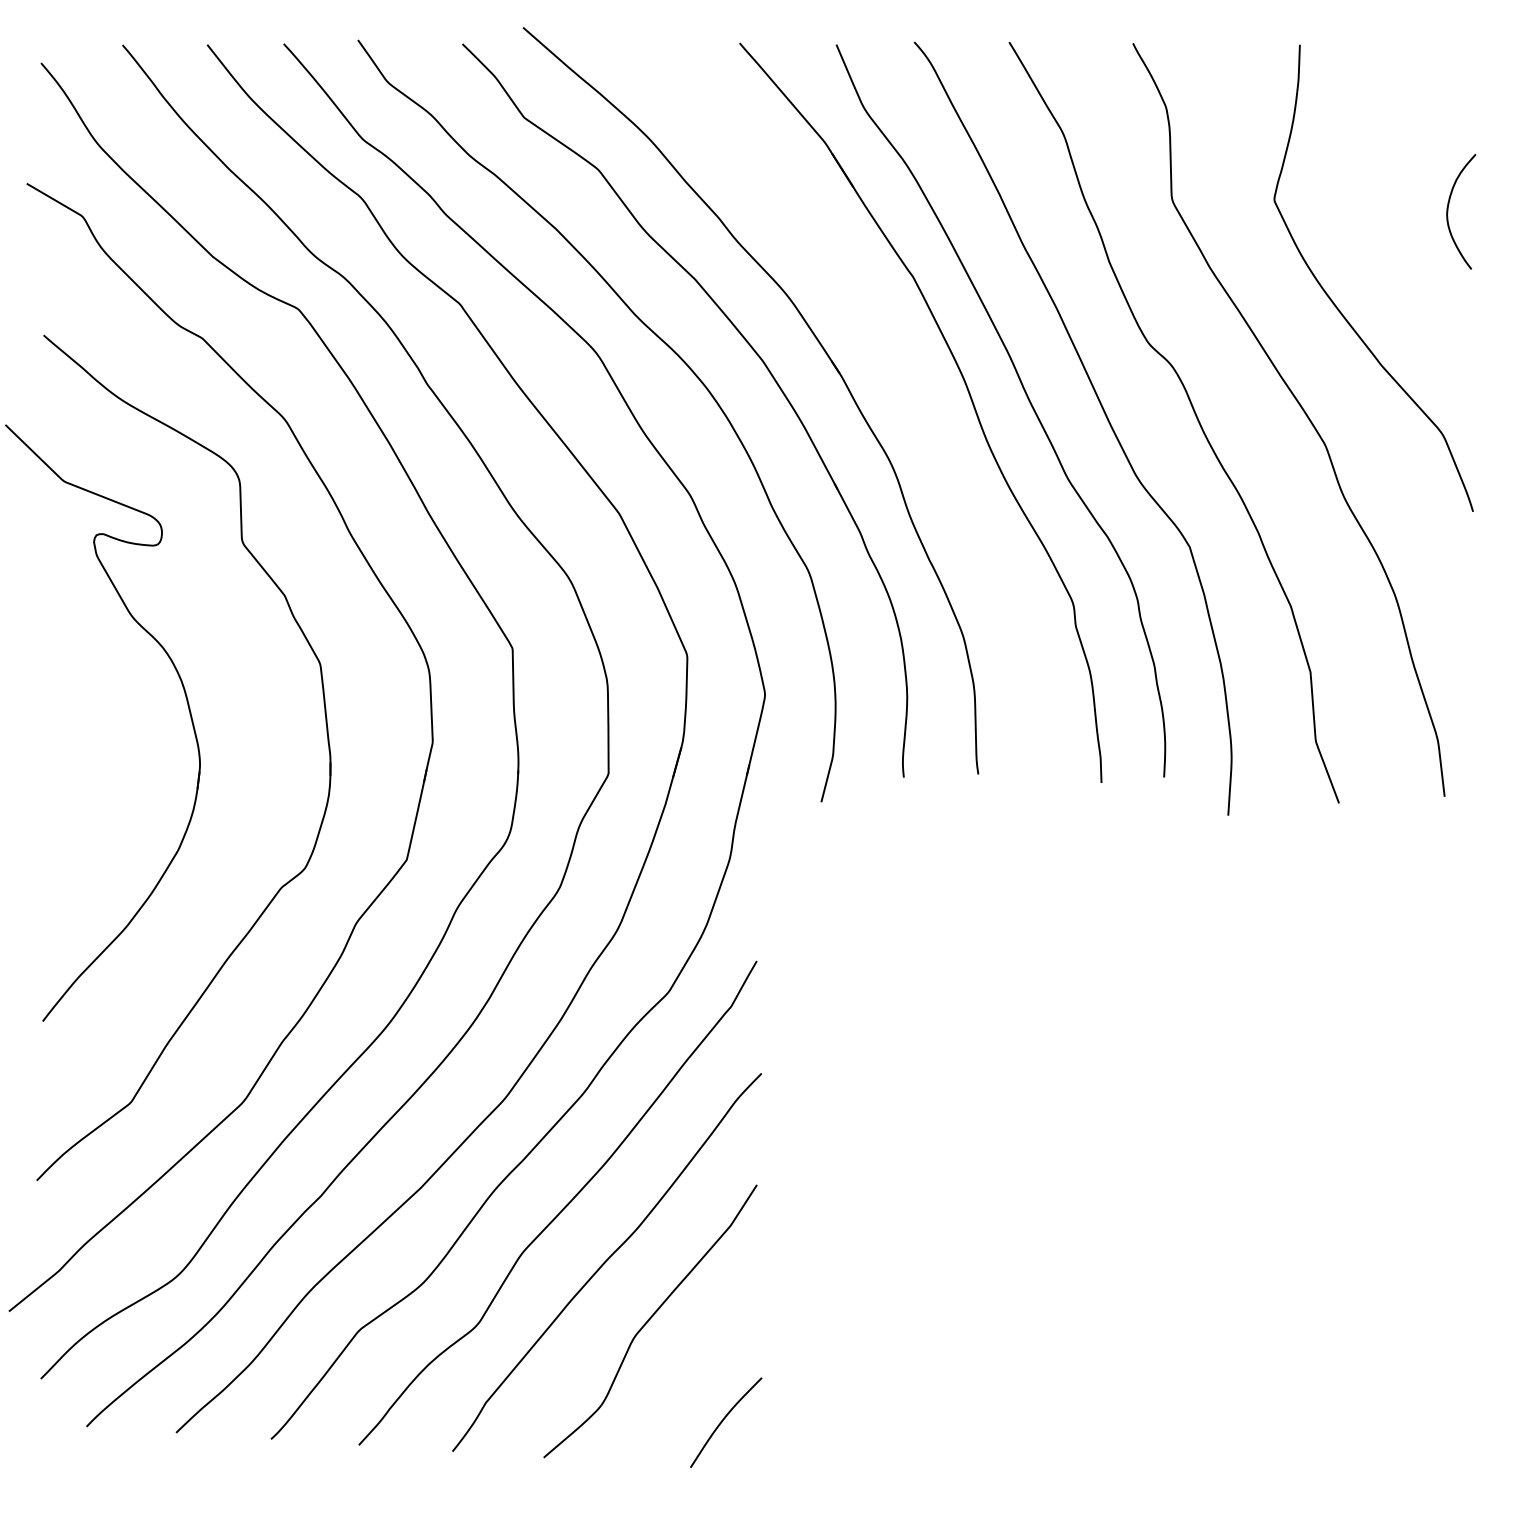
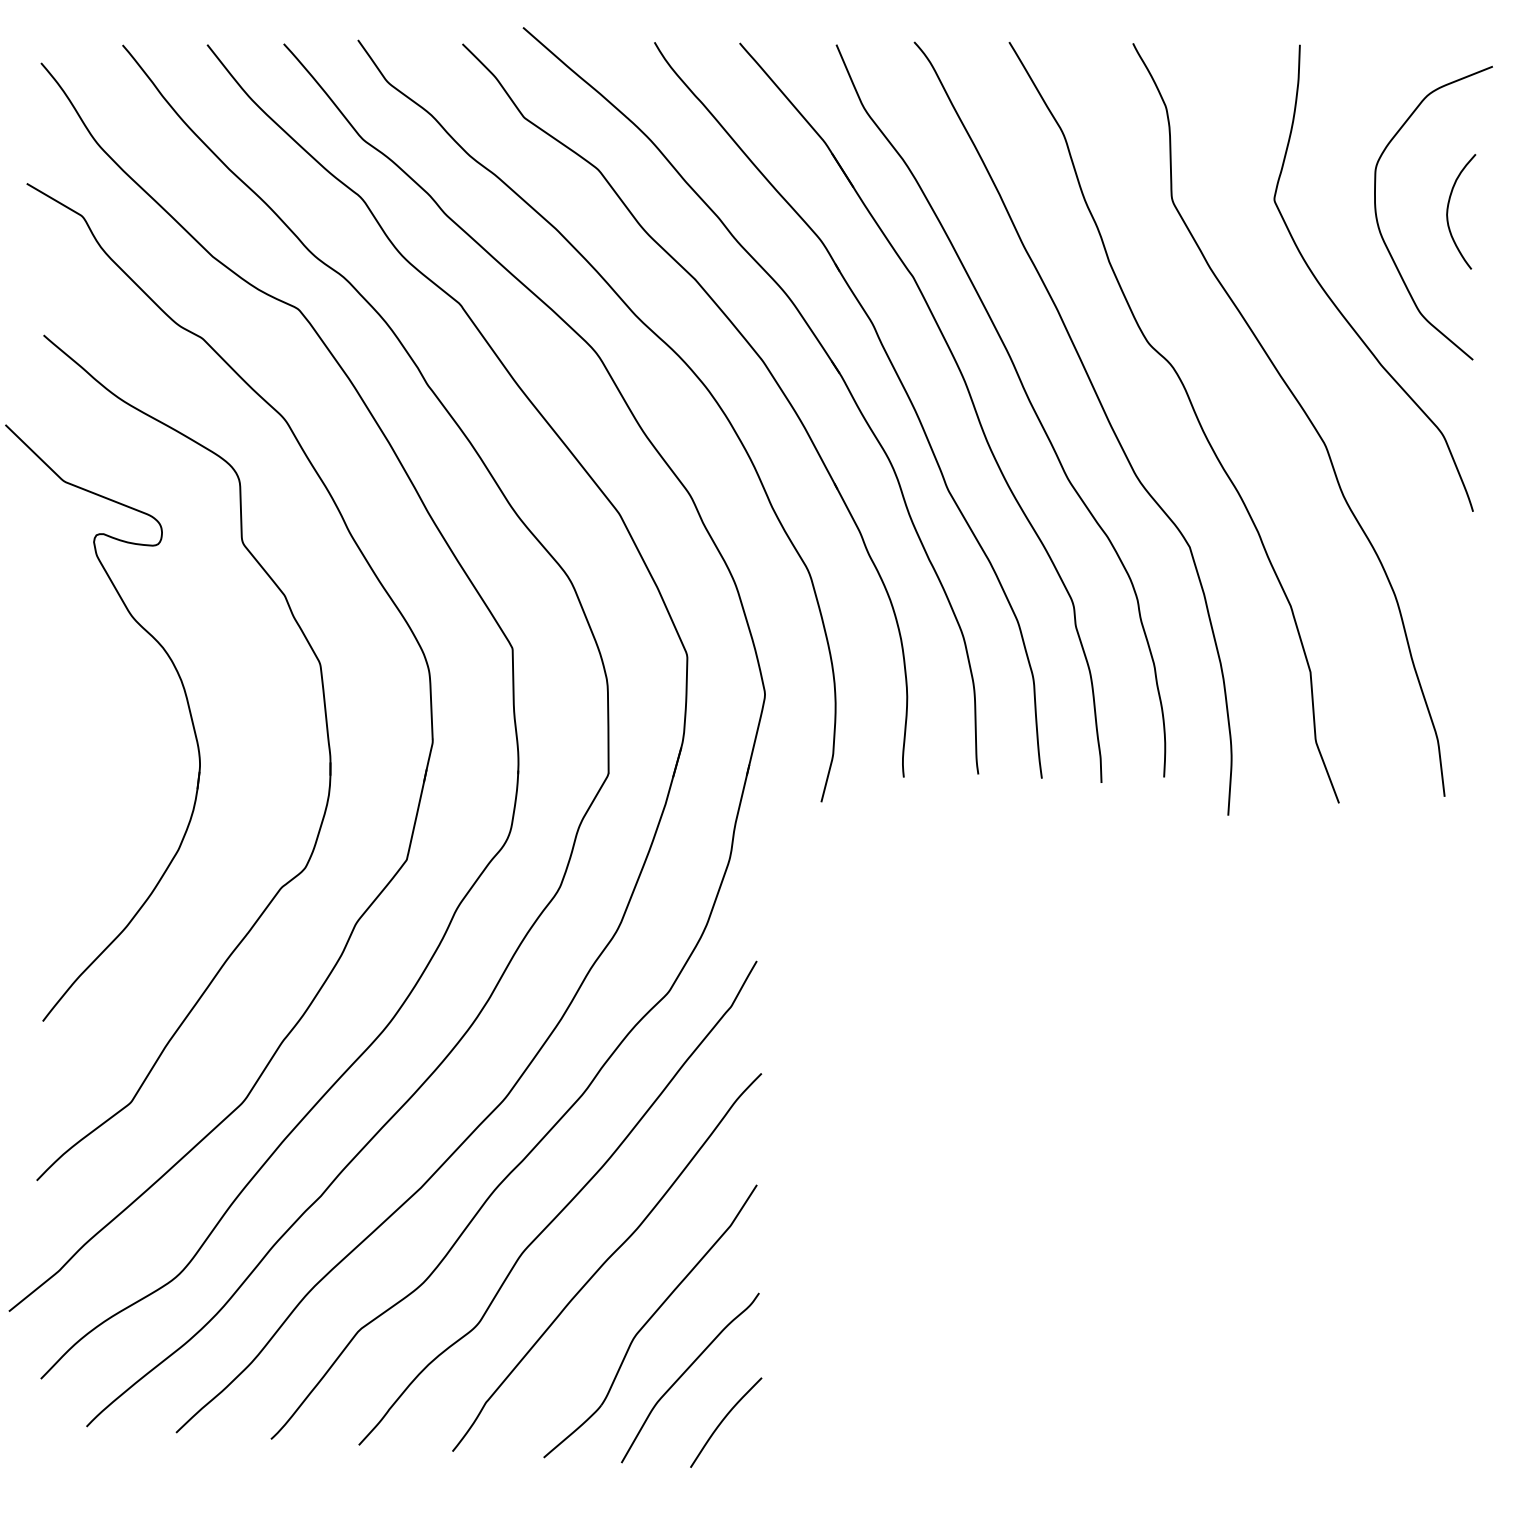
curve: none -> present (1379, 225)
part: none -> present (900, 383)
curve: none -> present (685, 1372)
